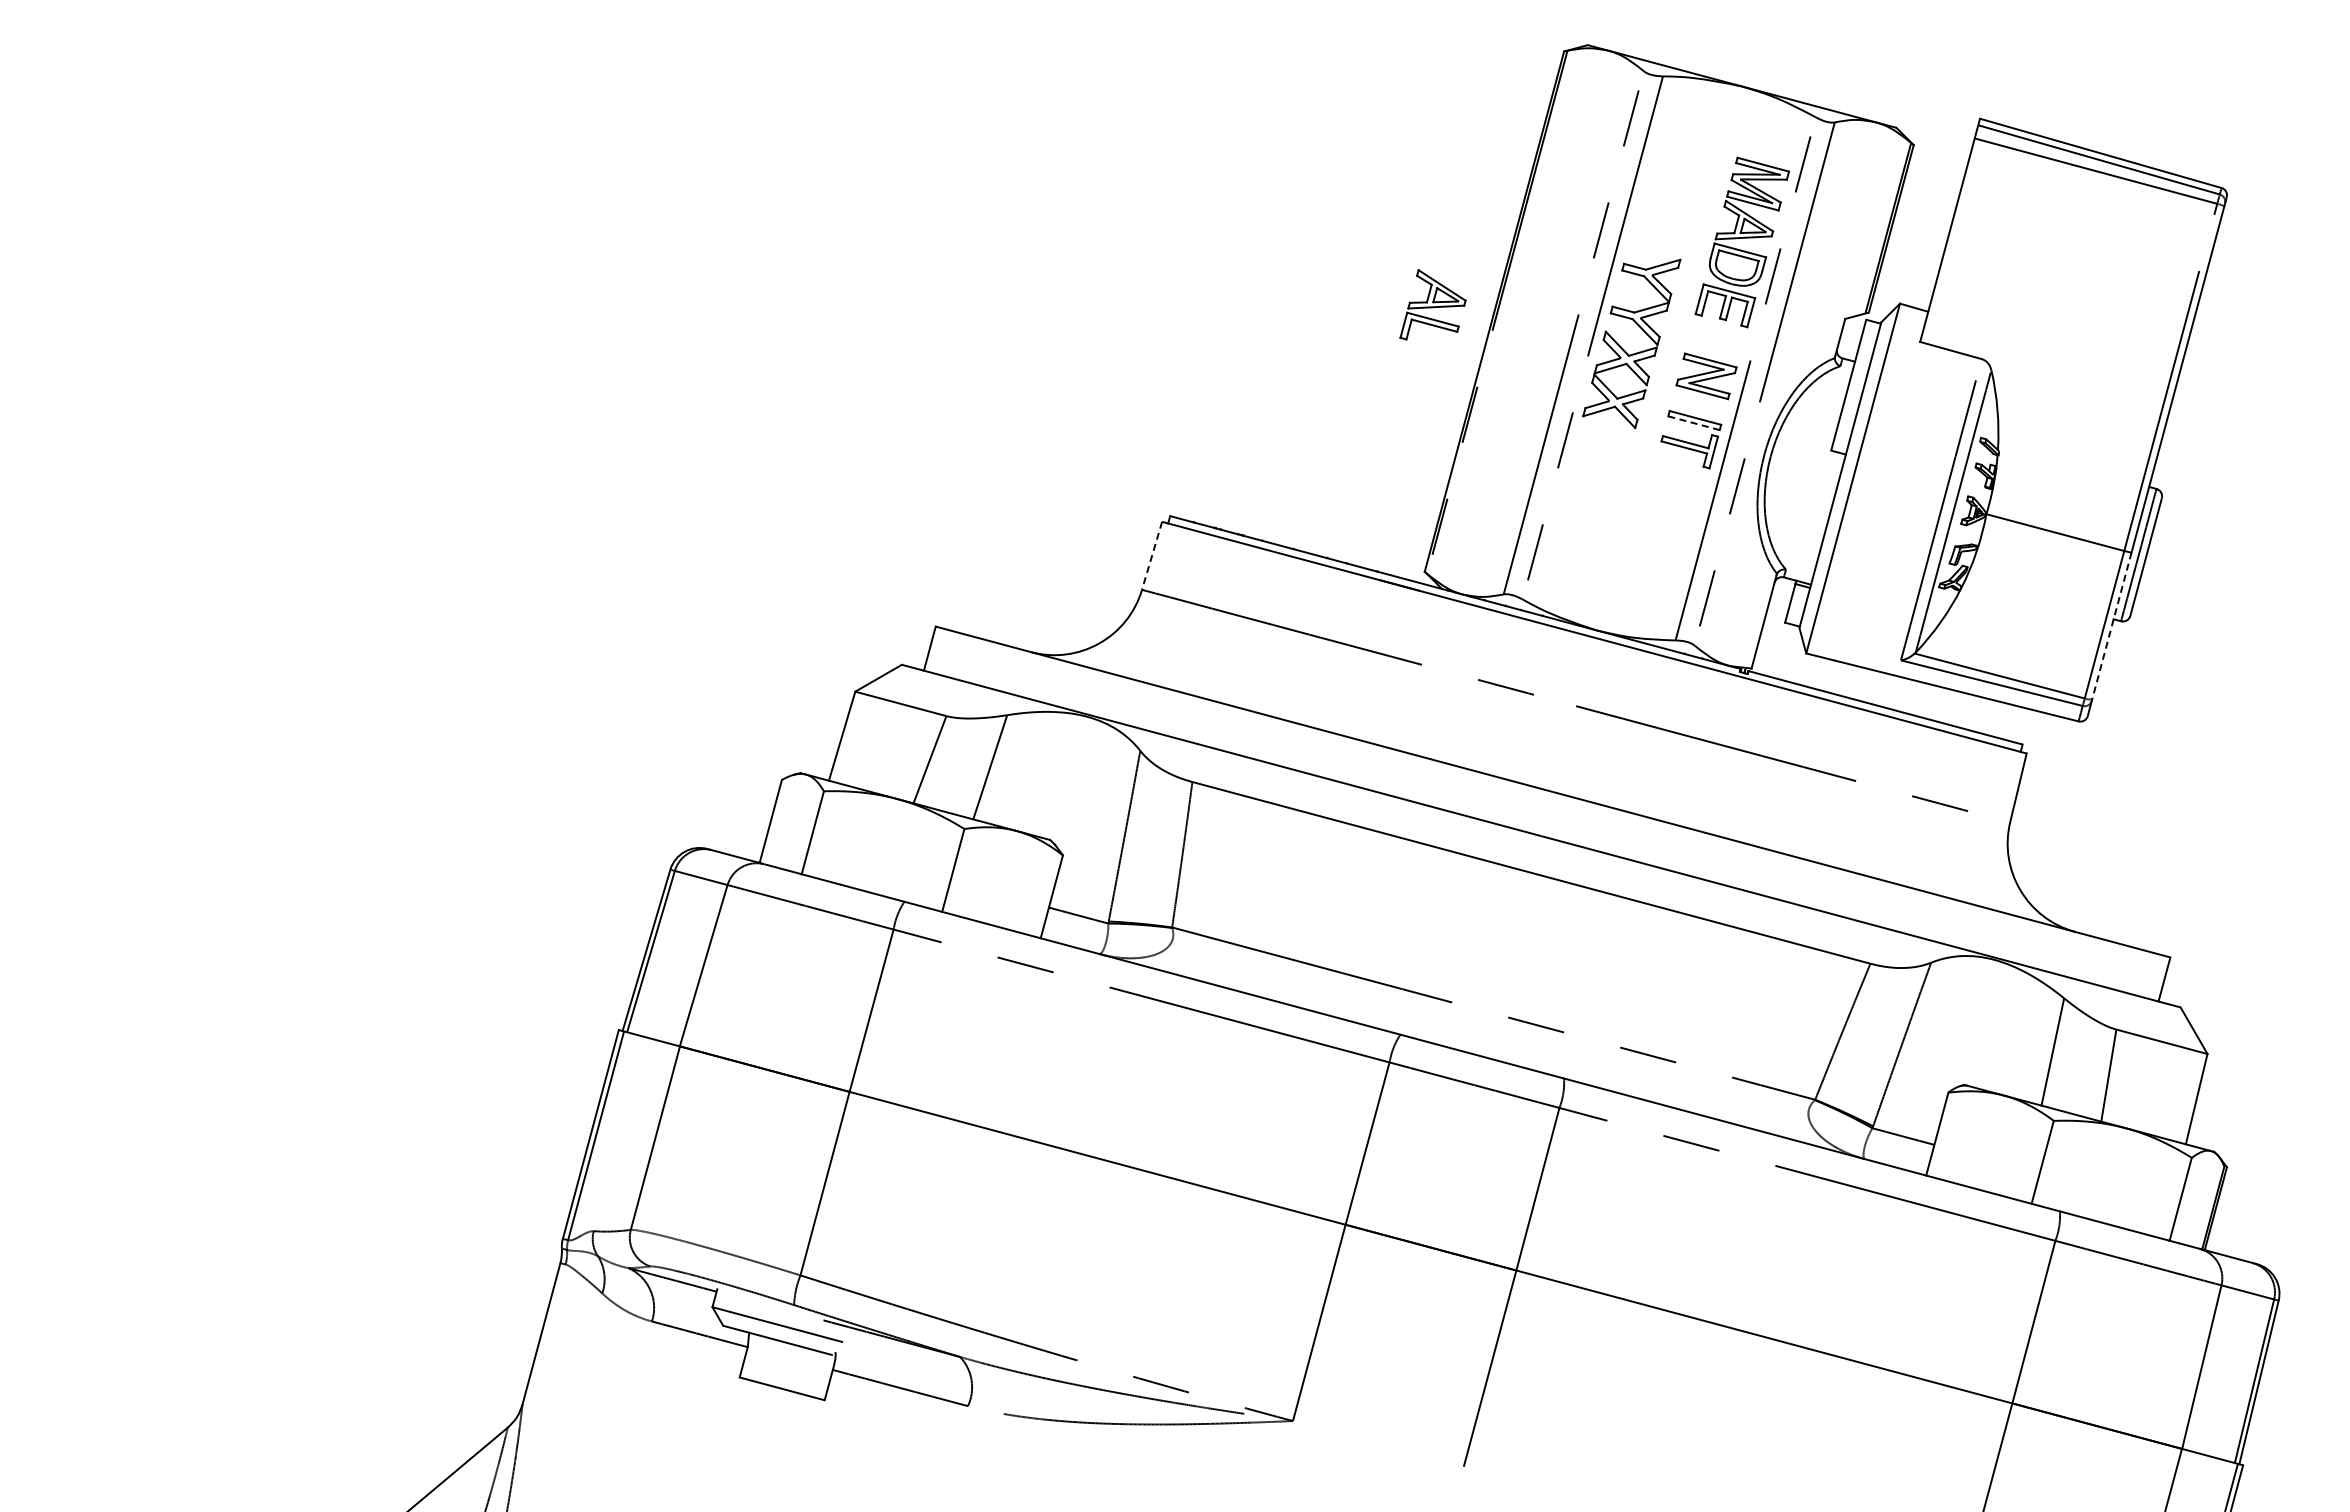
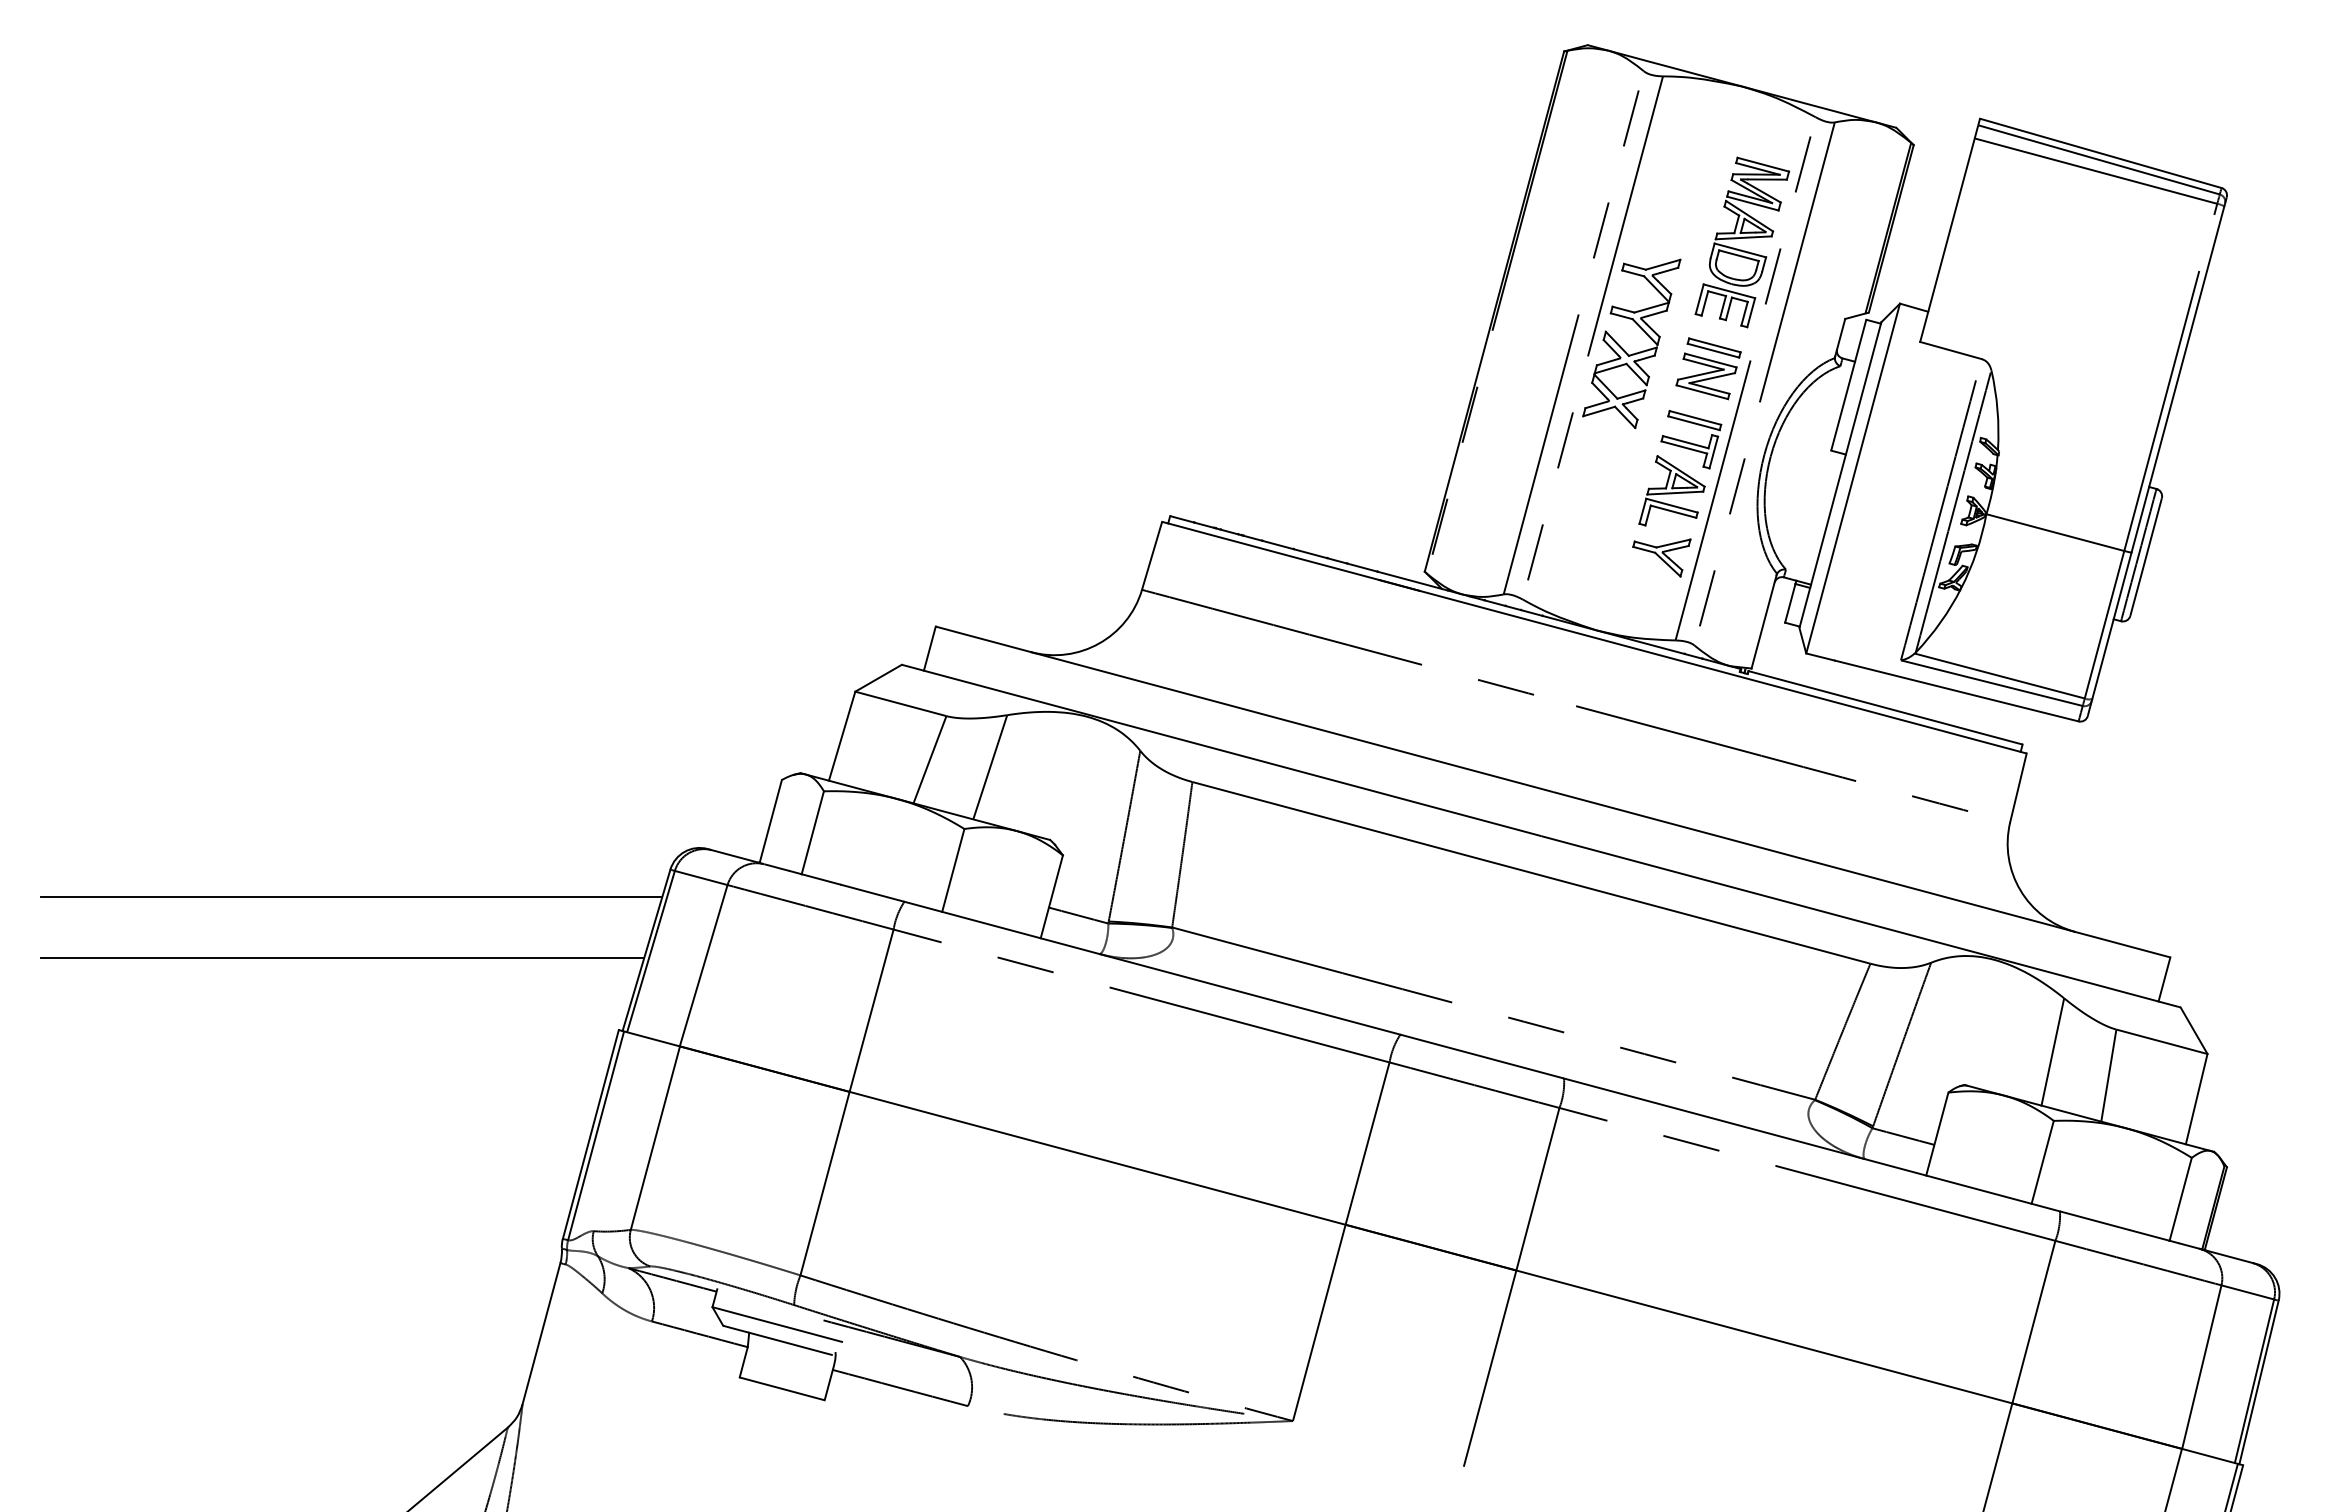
part position: (1432, 304) -> (1671, 490) (1671, 490)
part: none -> present (1713, 347)
line: dashed -> solid (1694, 423)
line: dashed -> solid (1151, 556)
part: none -> present (1661, 557)
line: dashed -> solid (2111, 625)
line: none -> present (351, 896)
line: none -> present (342, 957)
